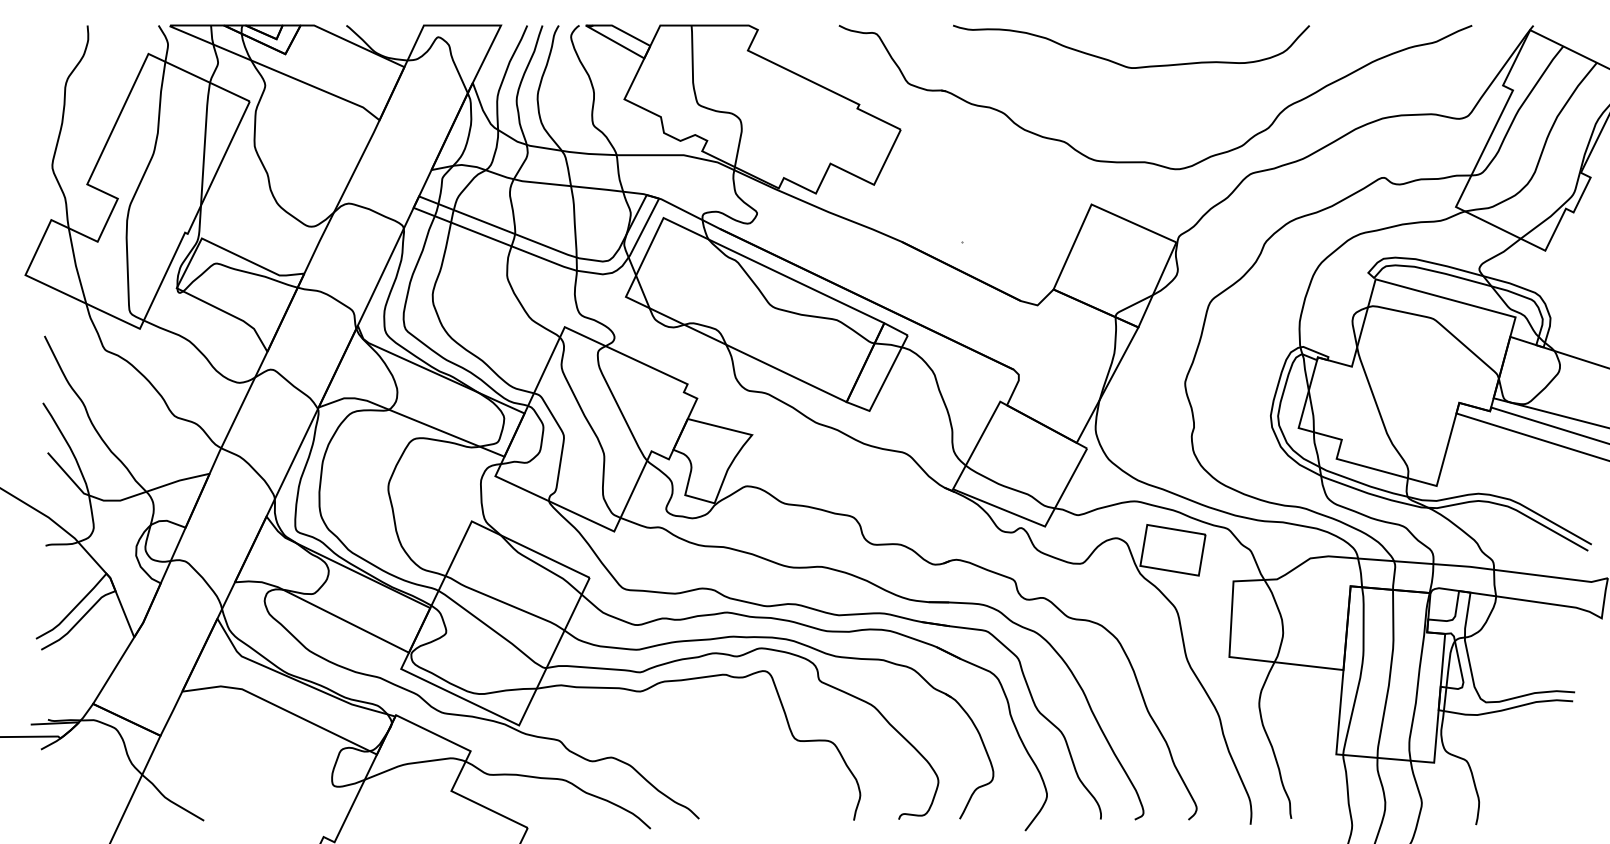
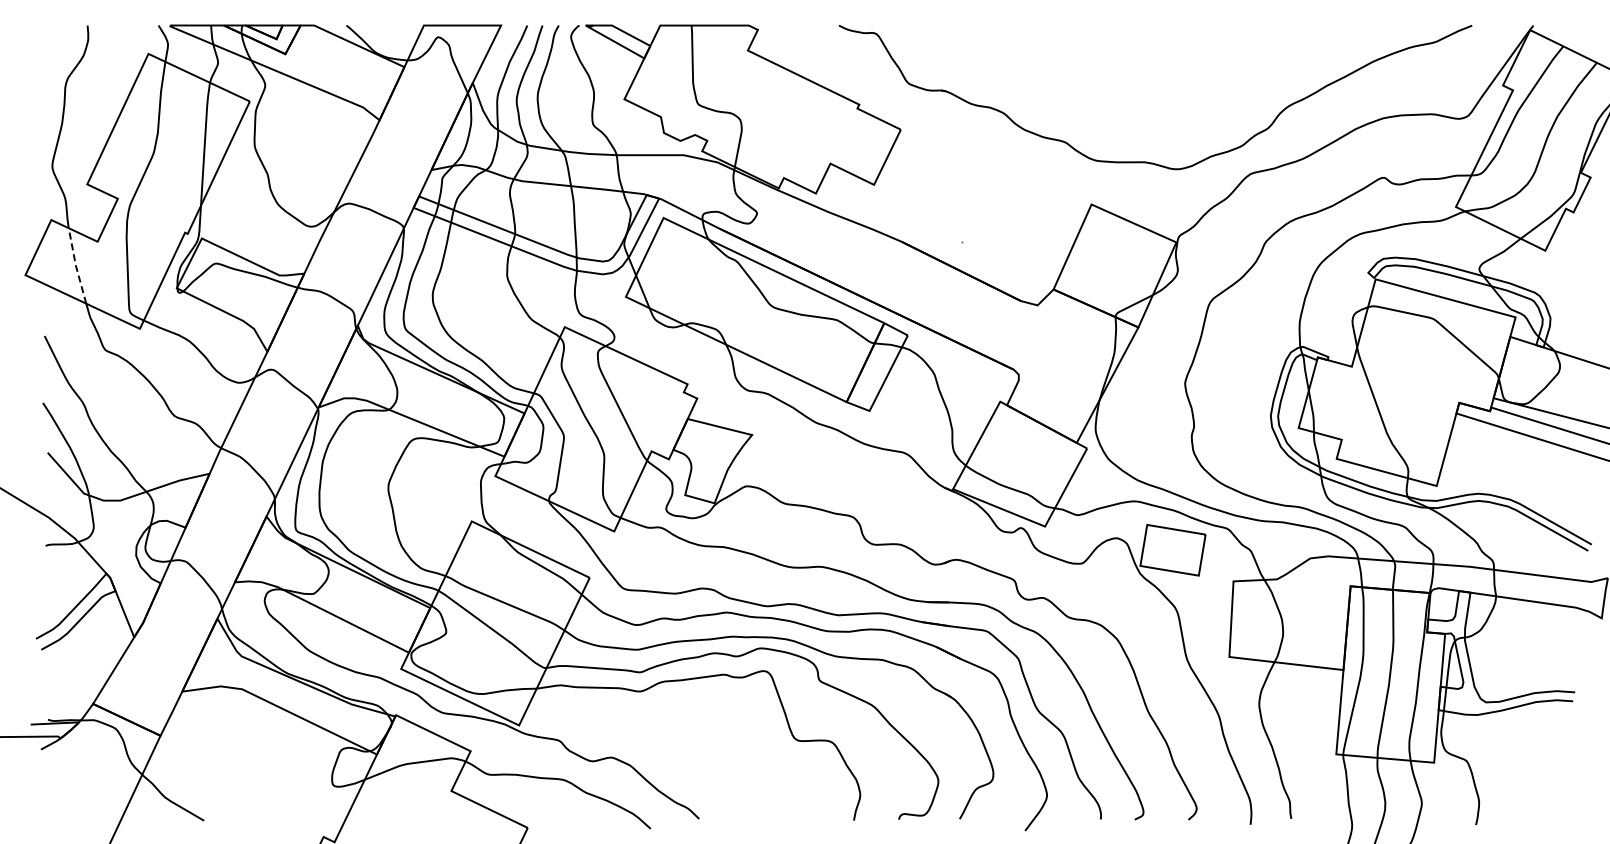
curve: present -> none (1125, 65)
line: solid -> dashed (75, 265)
